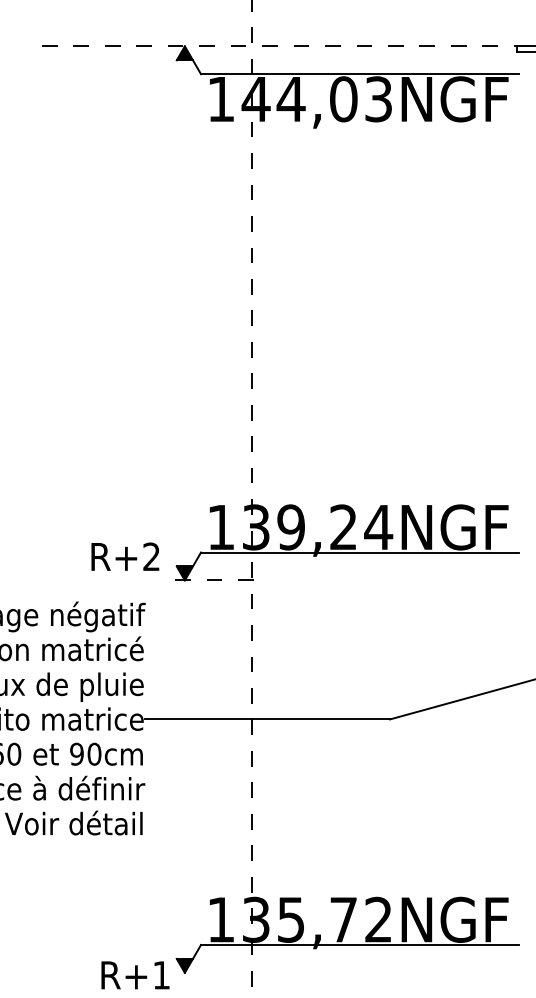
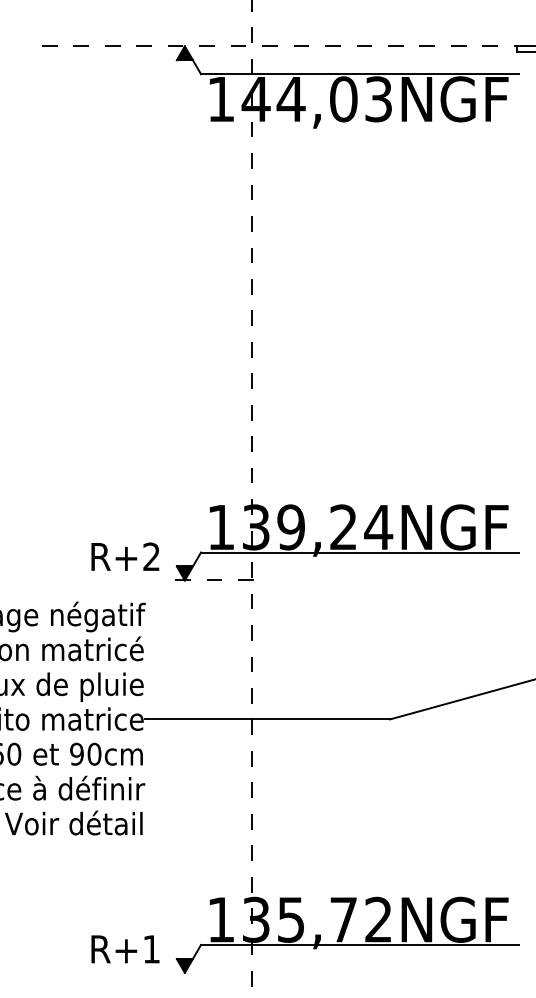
text position: (135, 975) -> (125, 949) (125, 949)
